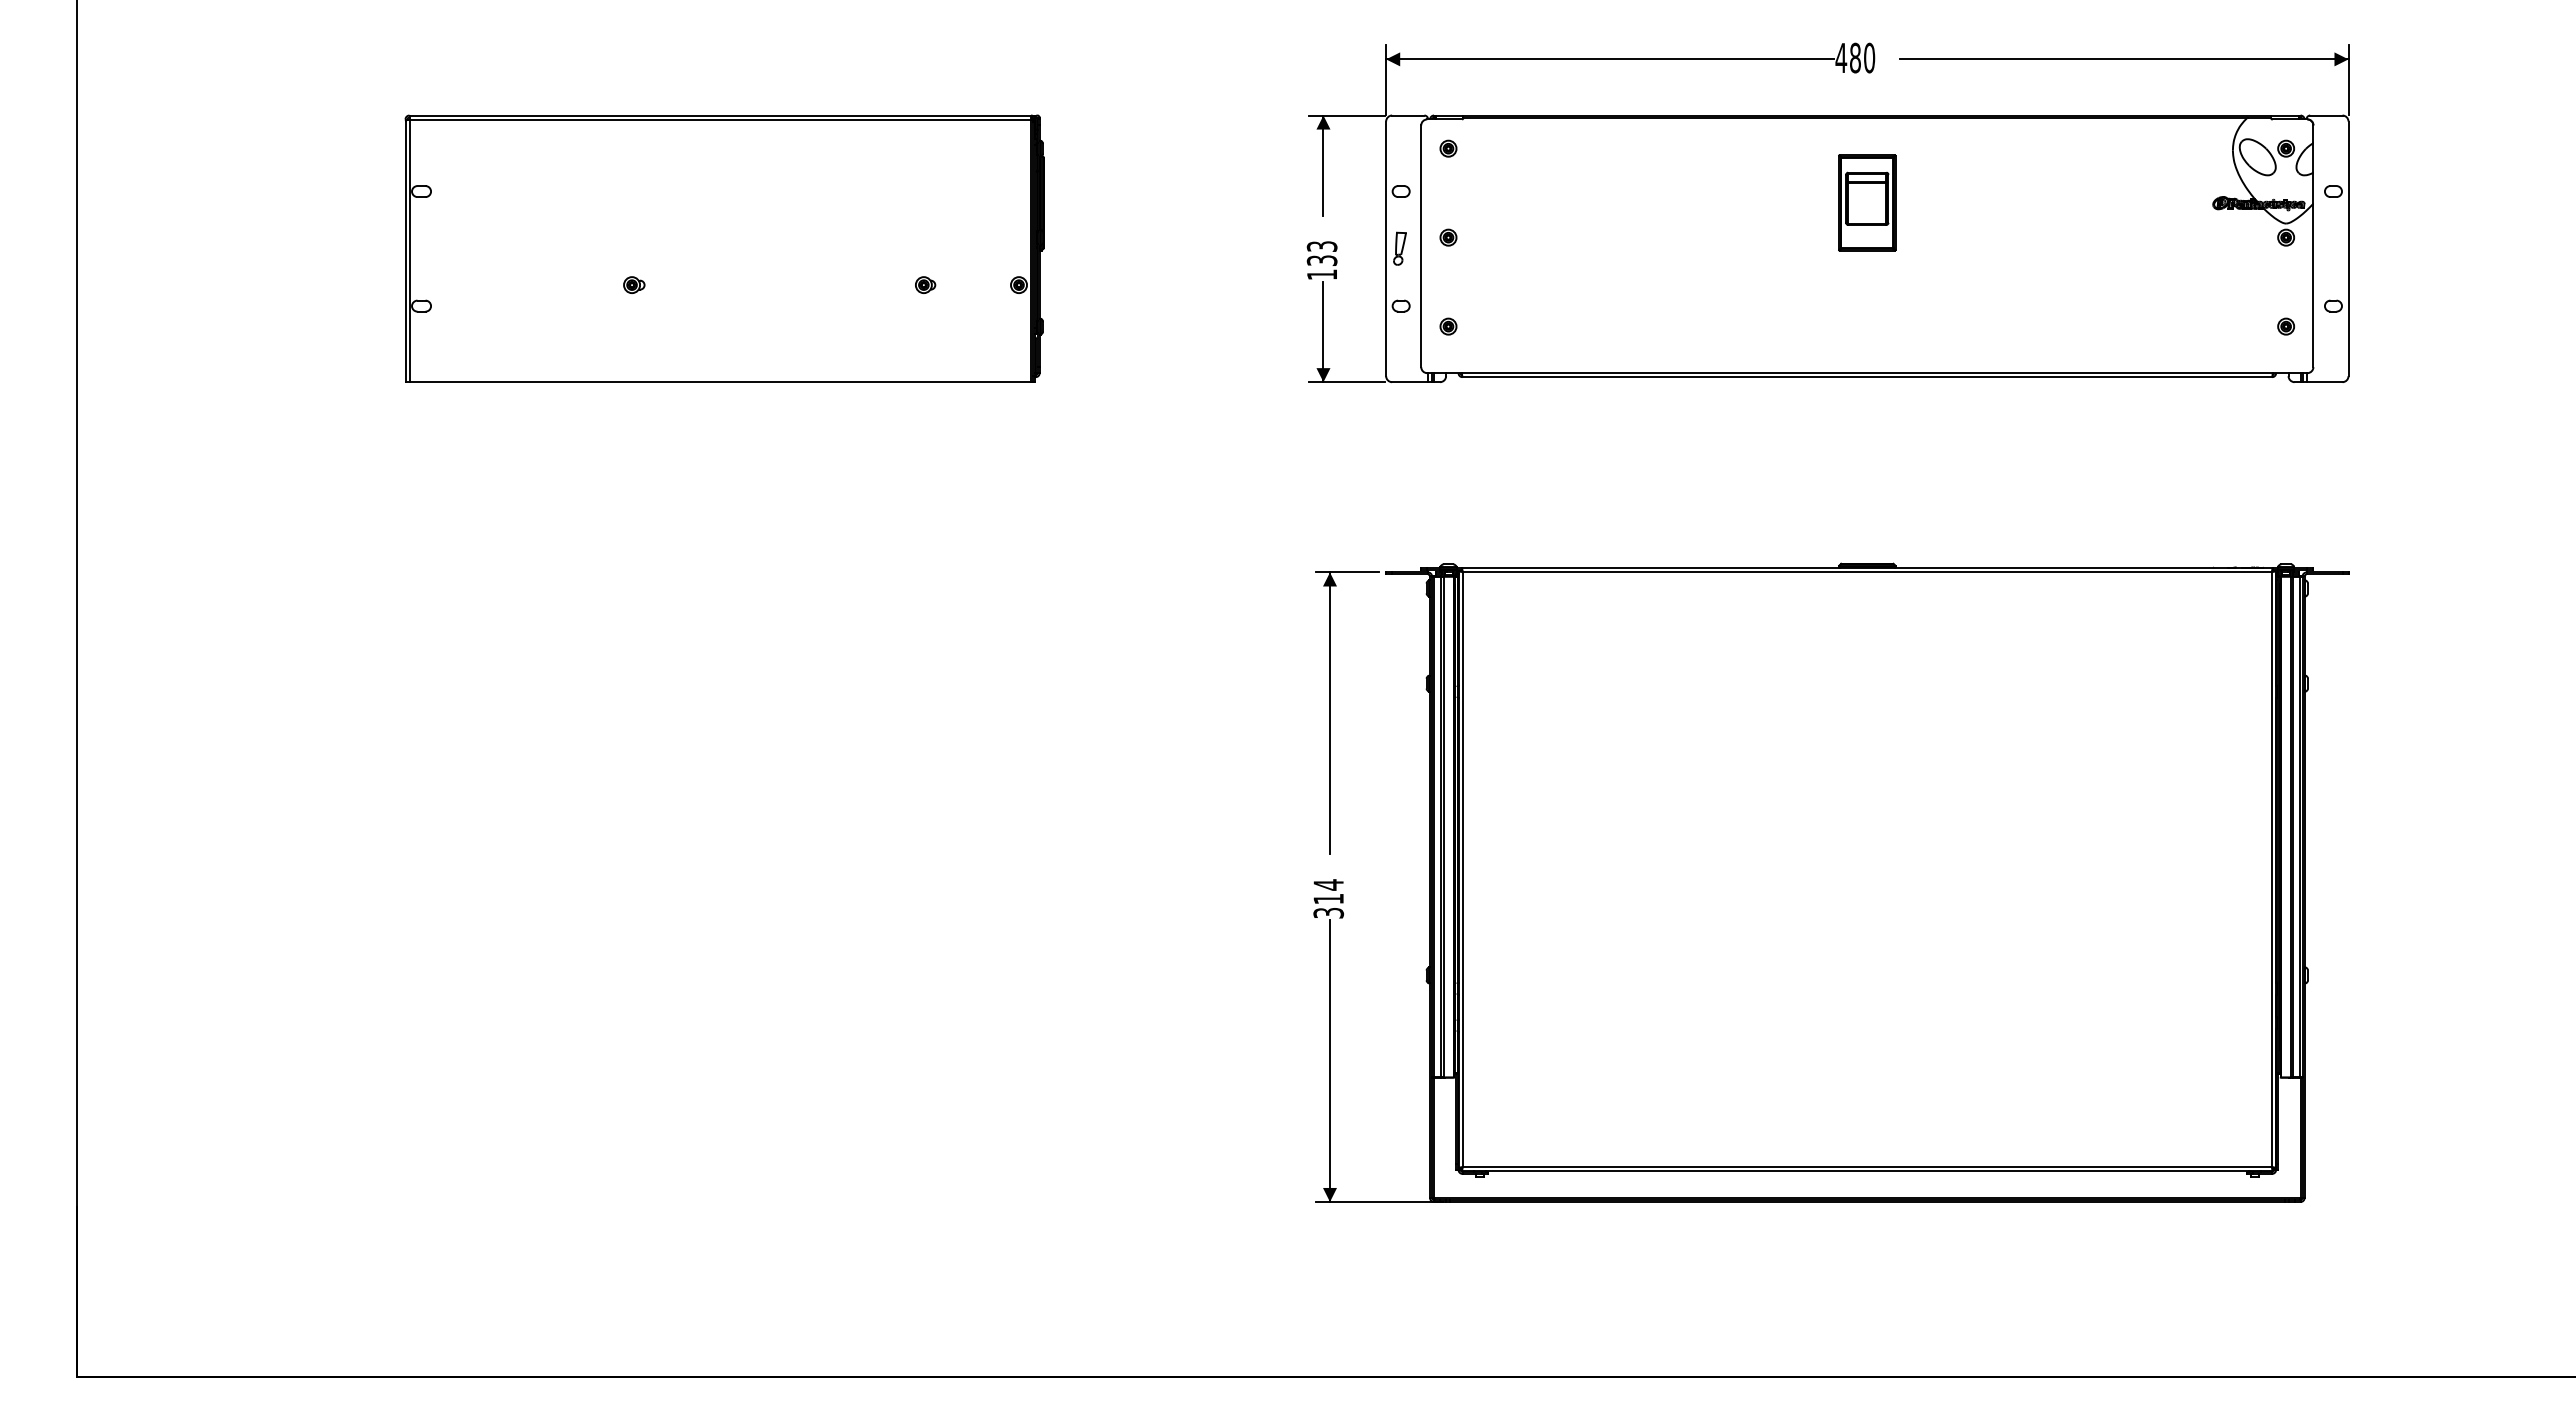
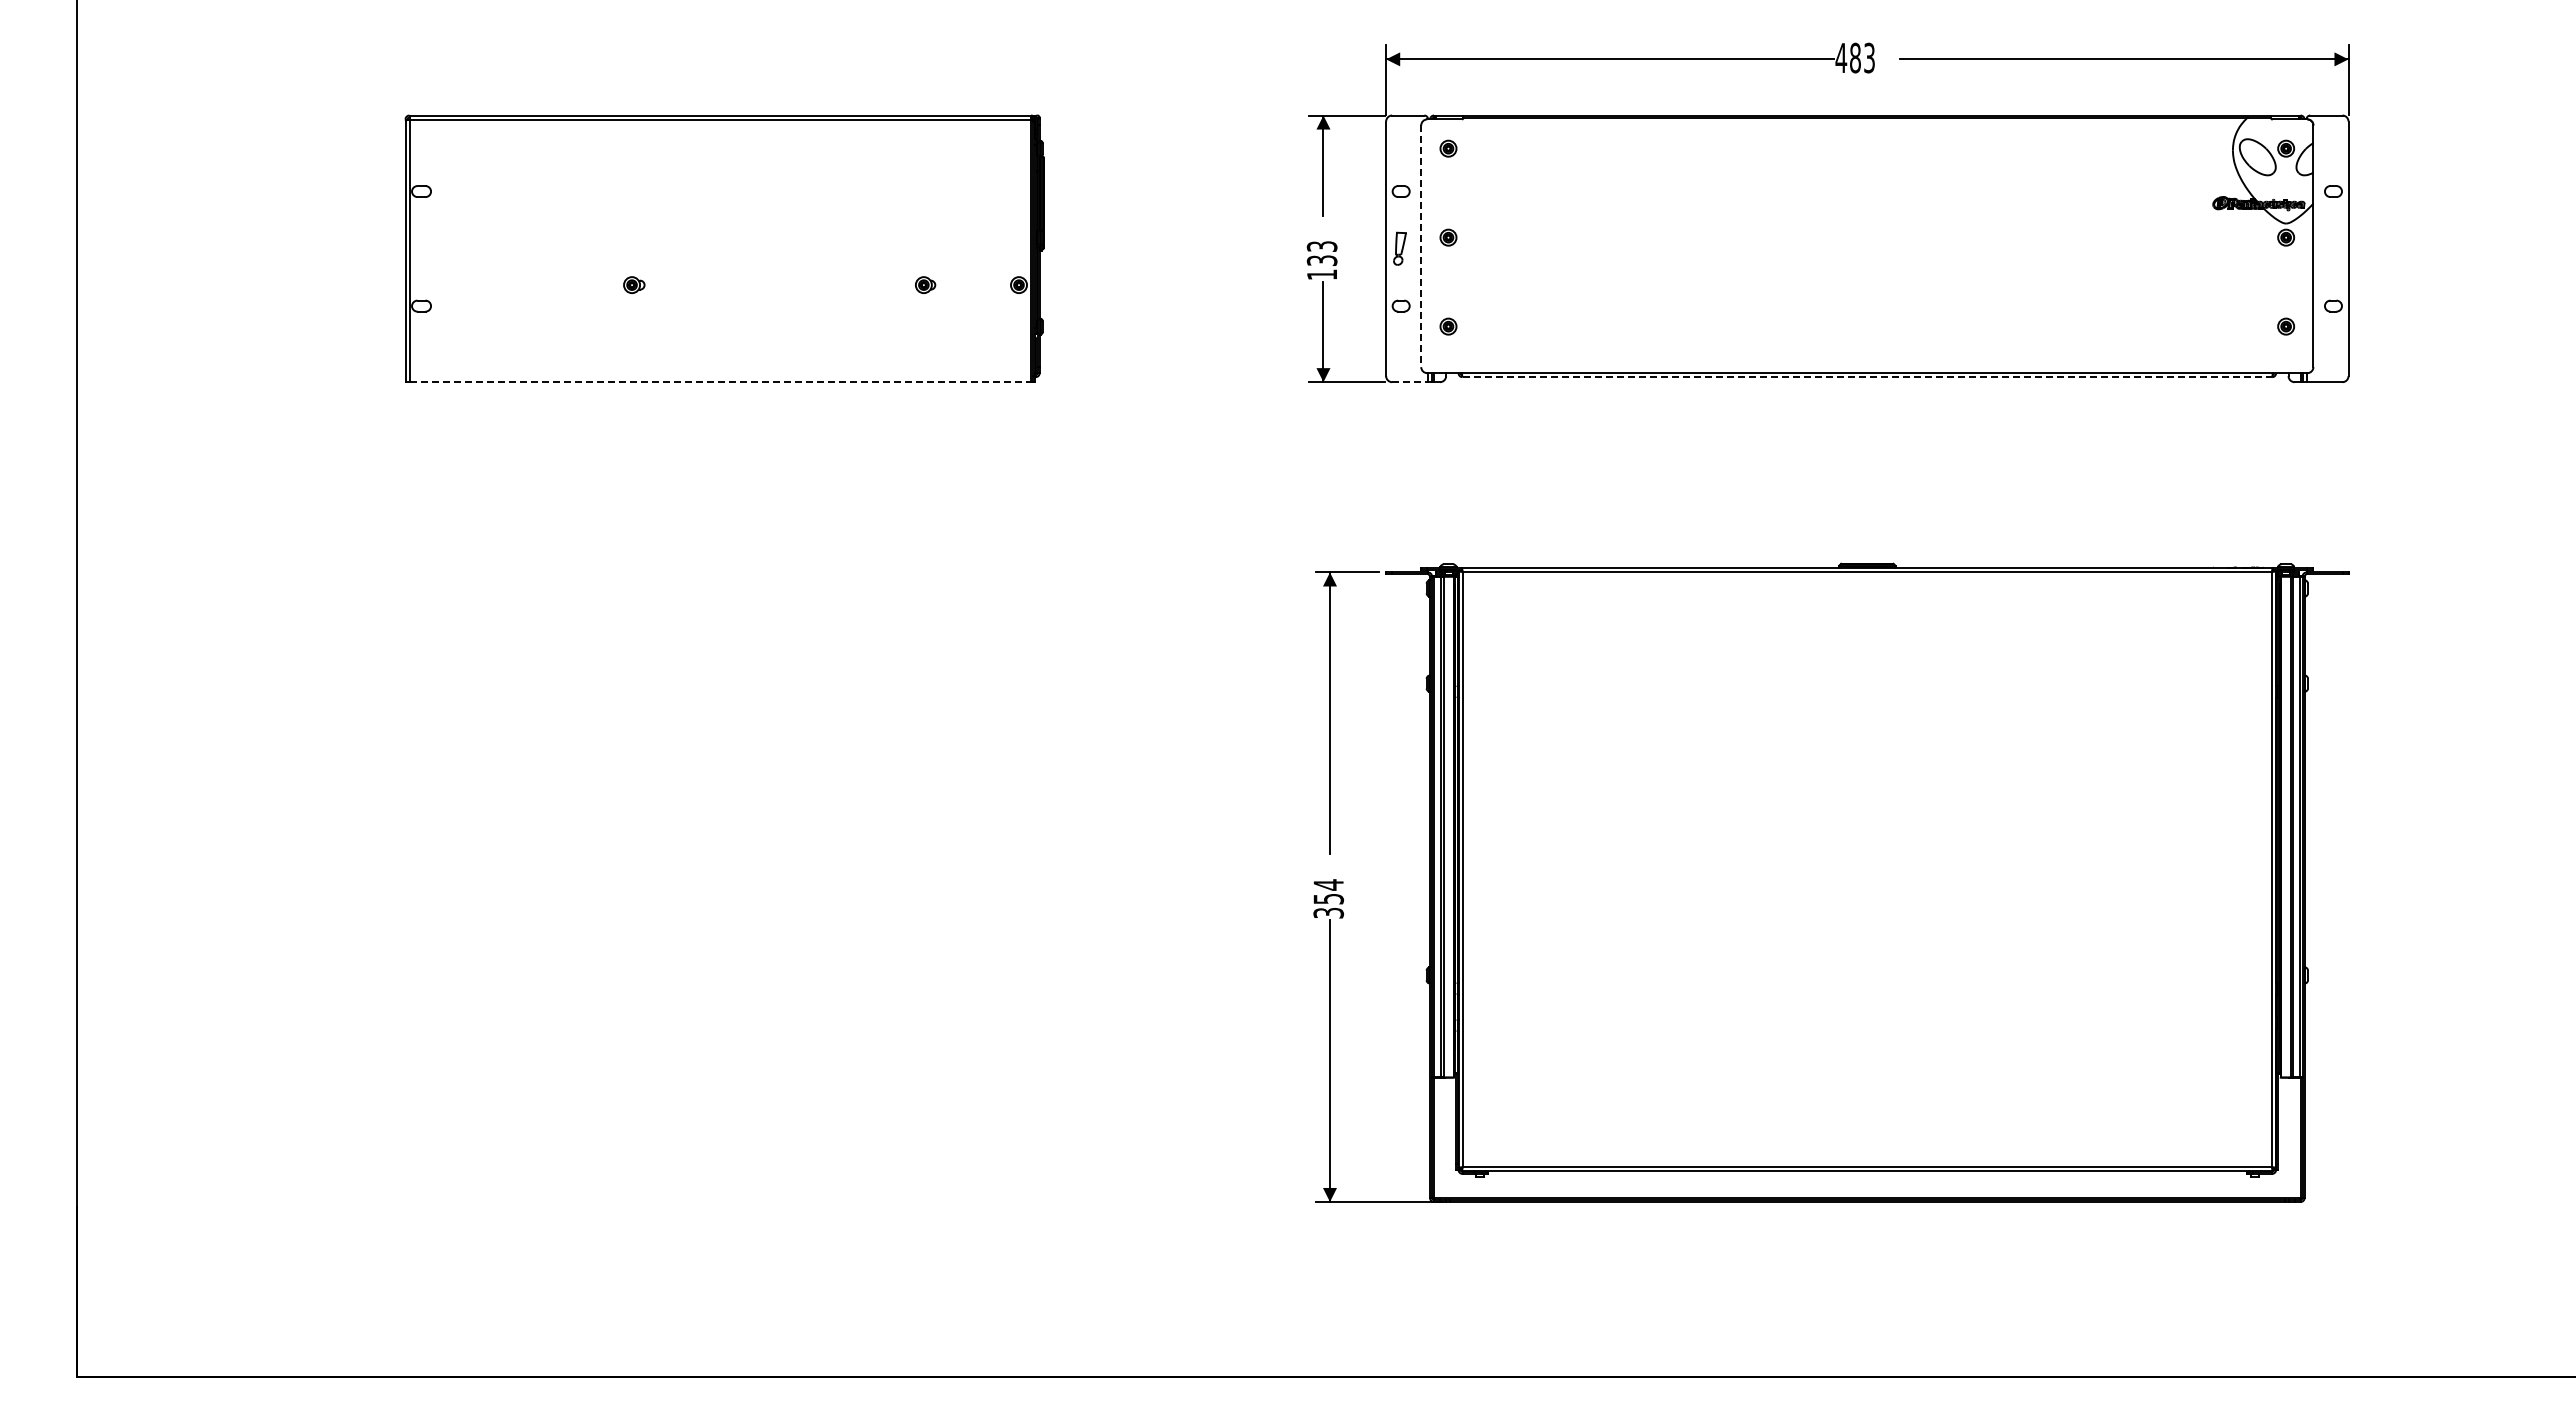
text: 480 -> 483 (1869, 57)
part: present -> none (1867, 202)
line: solid -> dashed (1421, 246)
line: solid -> dashed (1867, 377)
line: solid -> dashed (720, 382)
line: solid -> dashed (1410, 382)
text: 314 -> 354 (1328, 899)
